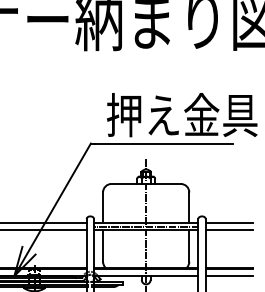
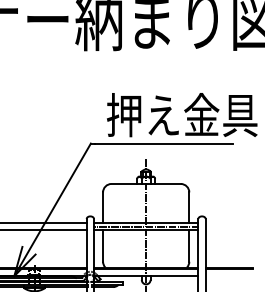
line: present -> none (228, 223)
line: present -> none (228, 230)
line: present -> none (228, 275)
